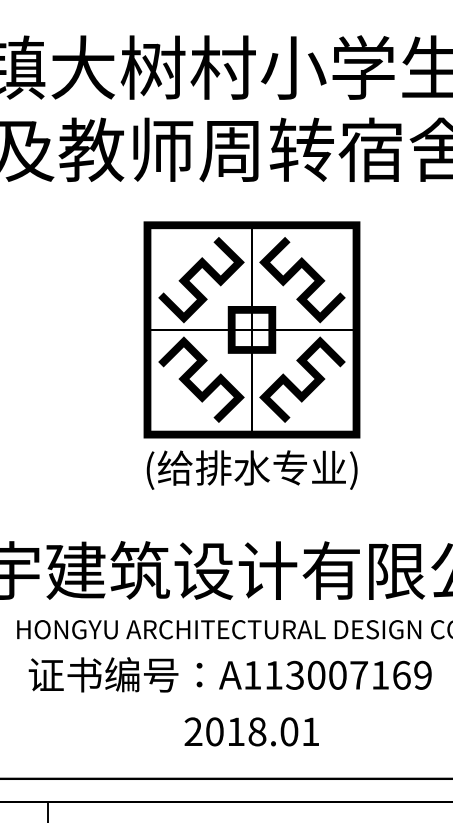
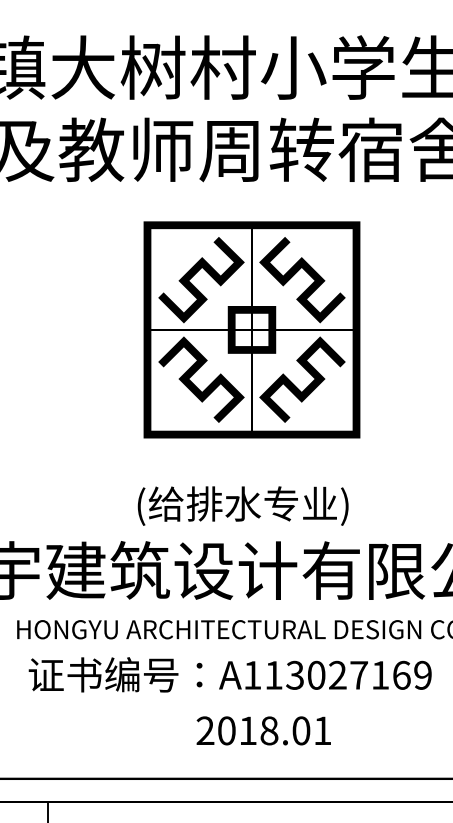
text position: (251, 469) -> (242, 505) (242, 505)
text: A113007169 -> A113027169 (337, 674)
text position: (251, 731) -> (263, 730) (263, 730)
